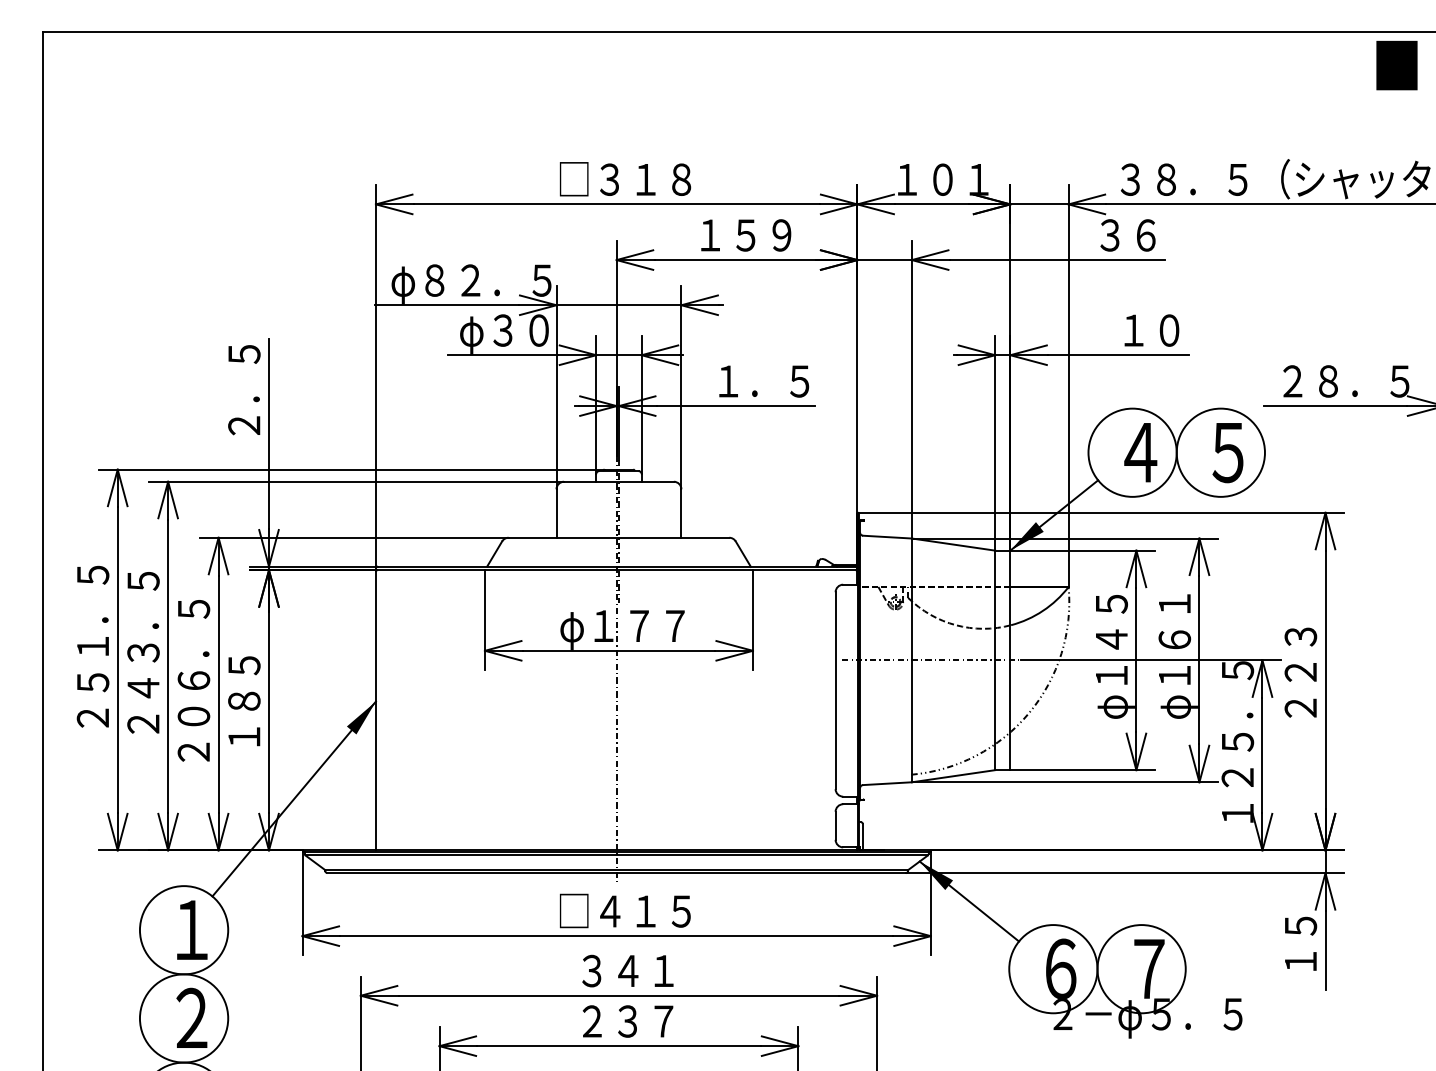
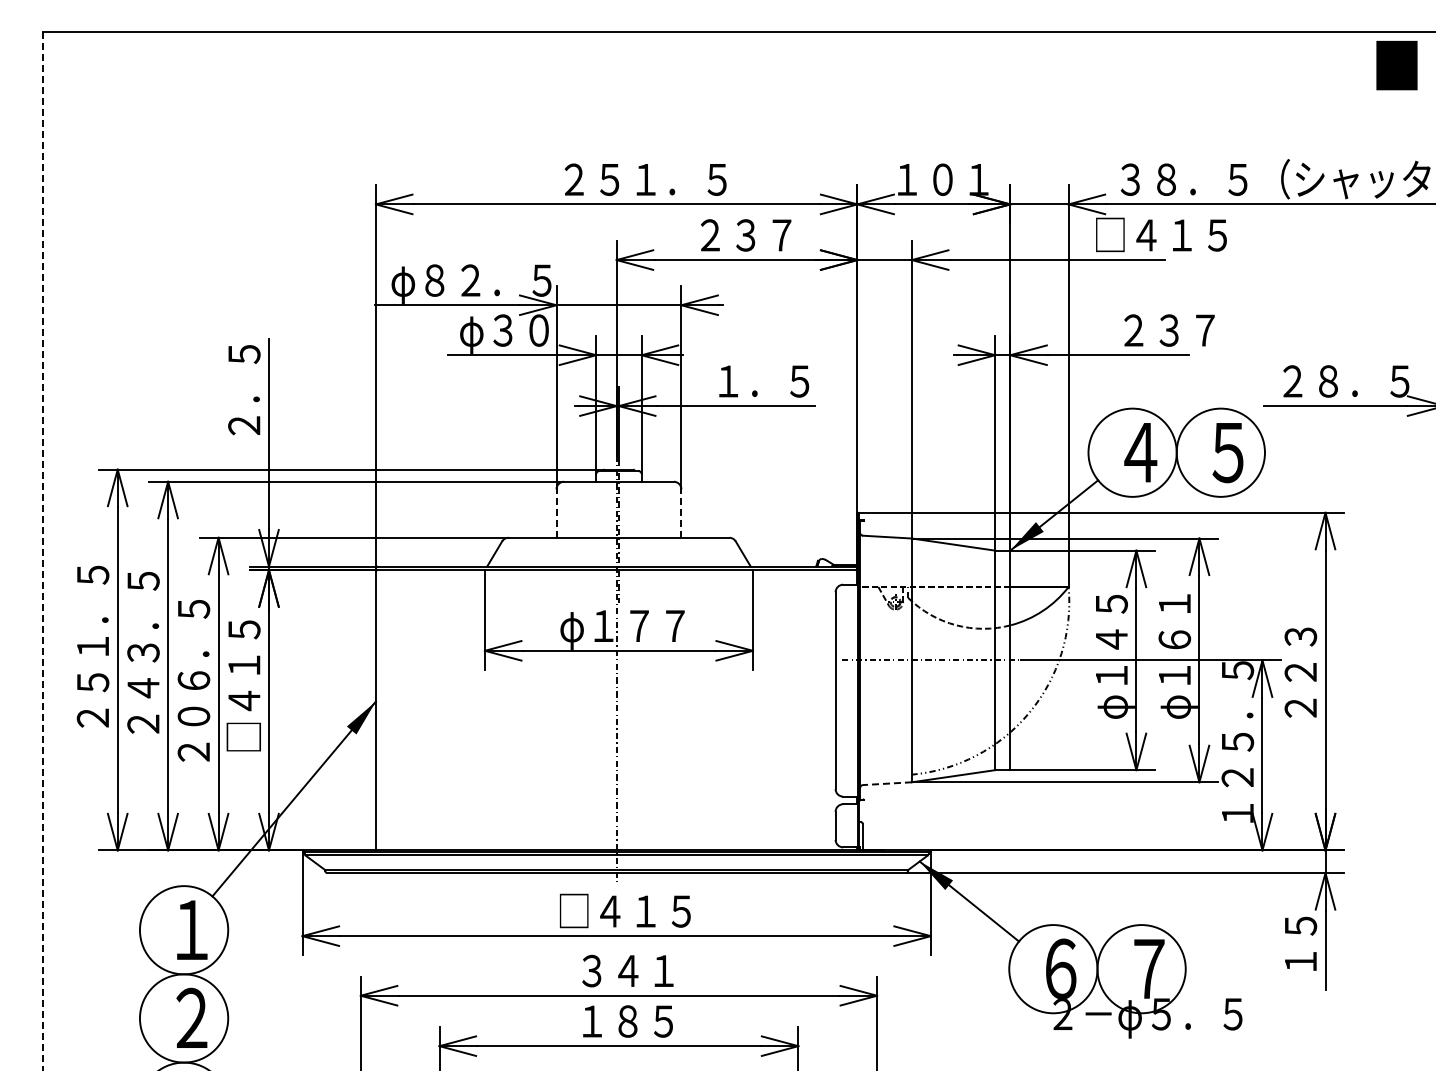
text: □３１８ -> ２５１．５ (642, 179)
text: ３６ -> □４１５ (1161, 234)
text: １５９ -> ２３７ (745, 235)
text: １０ -> ２３７ (1169, 330)
line: solid -> dashed (556, 513)
line: solid -> dashed (681, 513)
line: solid -> dashed (43, 552)
text: １８５ -> □４１５ (243, 685)
line: solid -> dashed (887, 783)
text: ２３７ -> １８５ (627, 1021)
